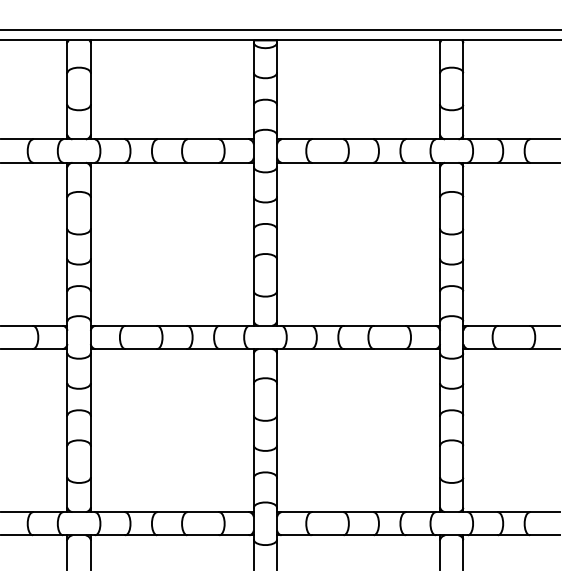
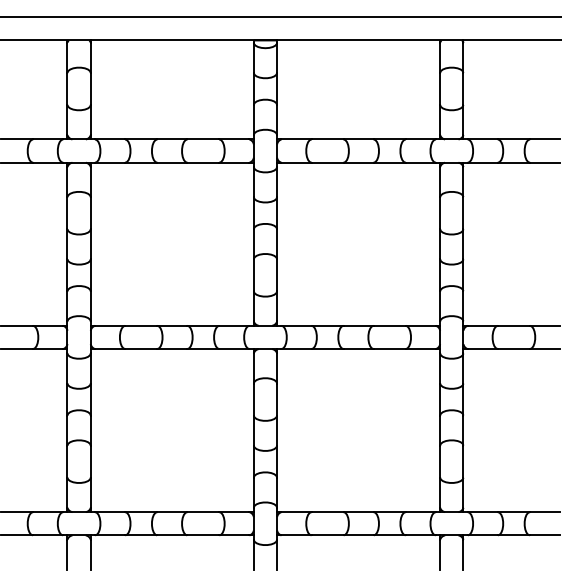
line position: (280, 30) -> (280, 17) (280, 17)
